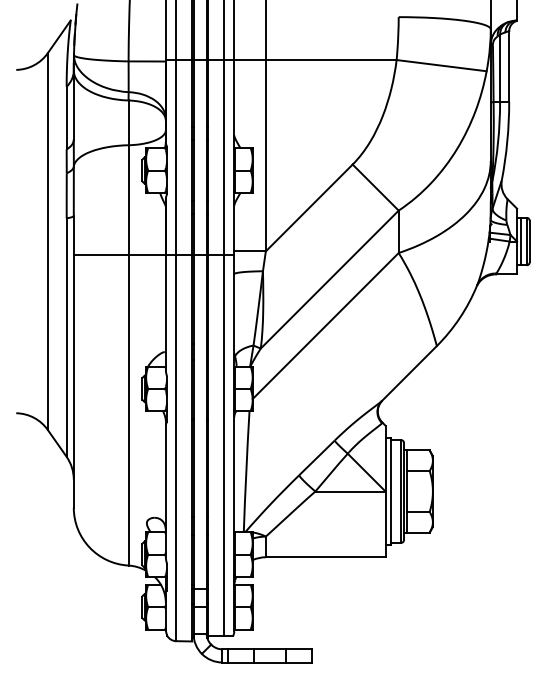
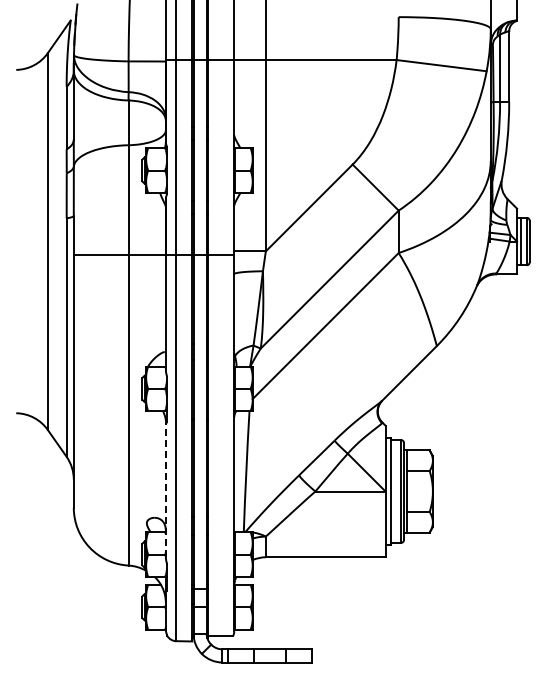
line: present -> none (224, 319)
line: solid -> dashed (165, 490)
